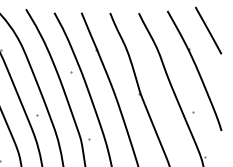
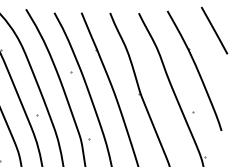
line position: (208, 30) -> (214, 30) (214, 30)
